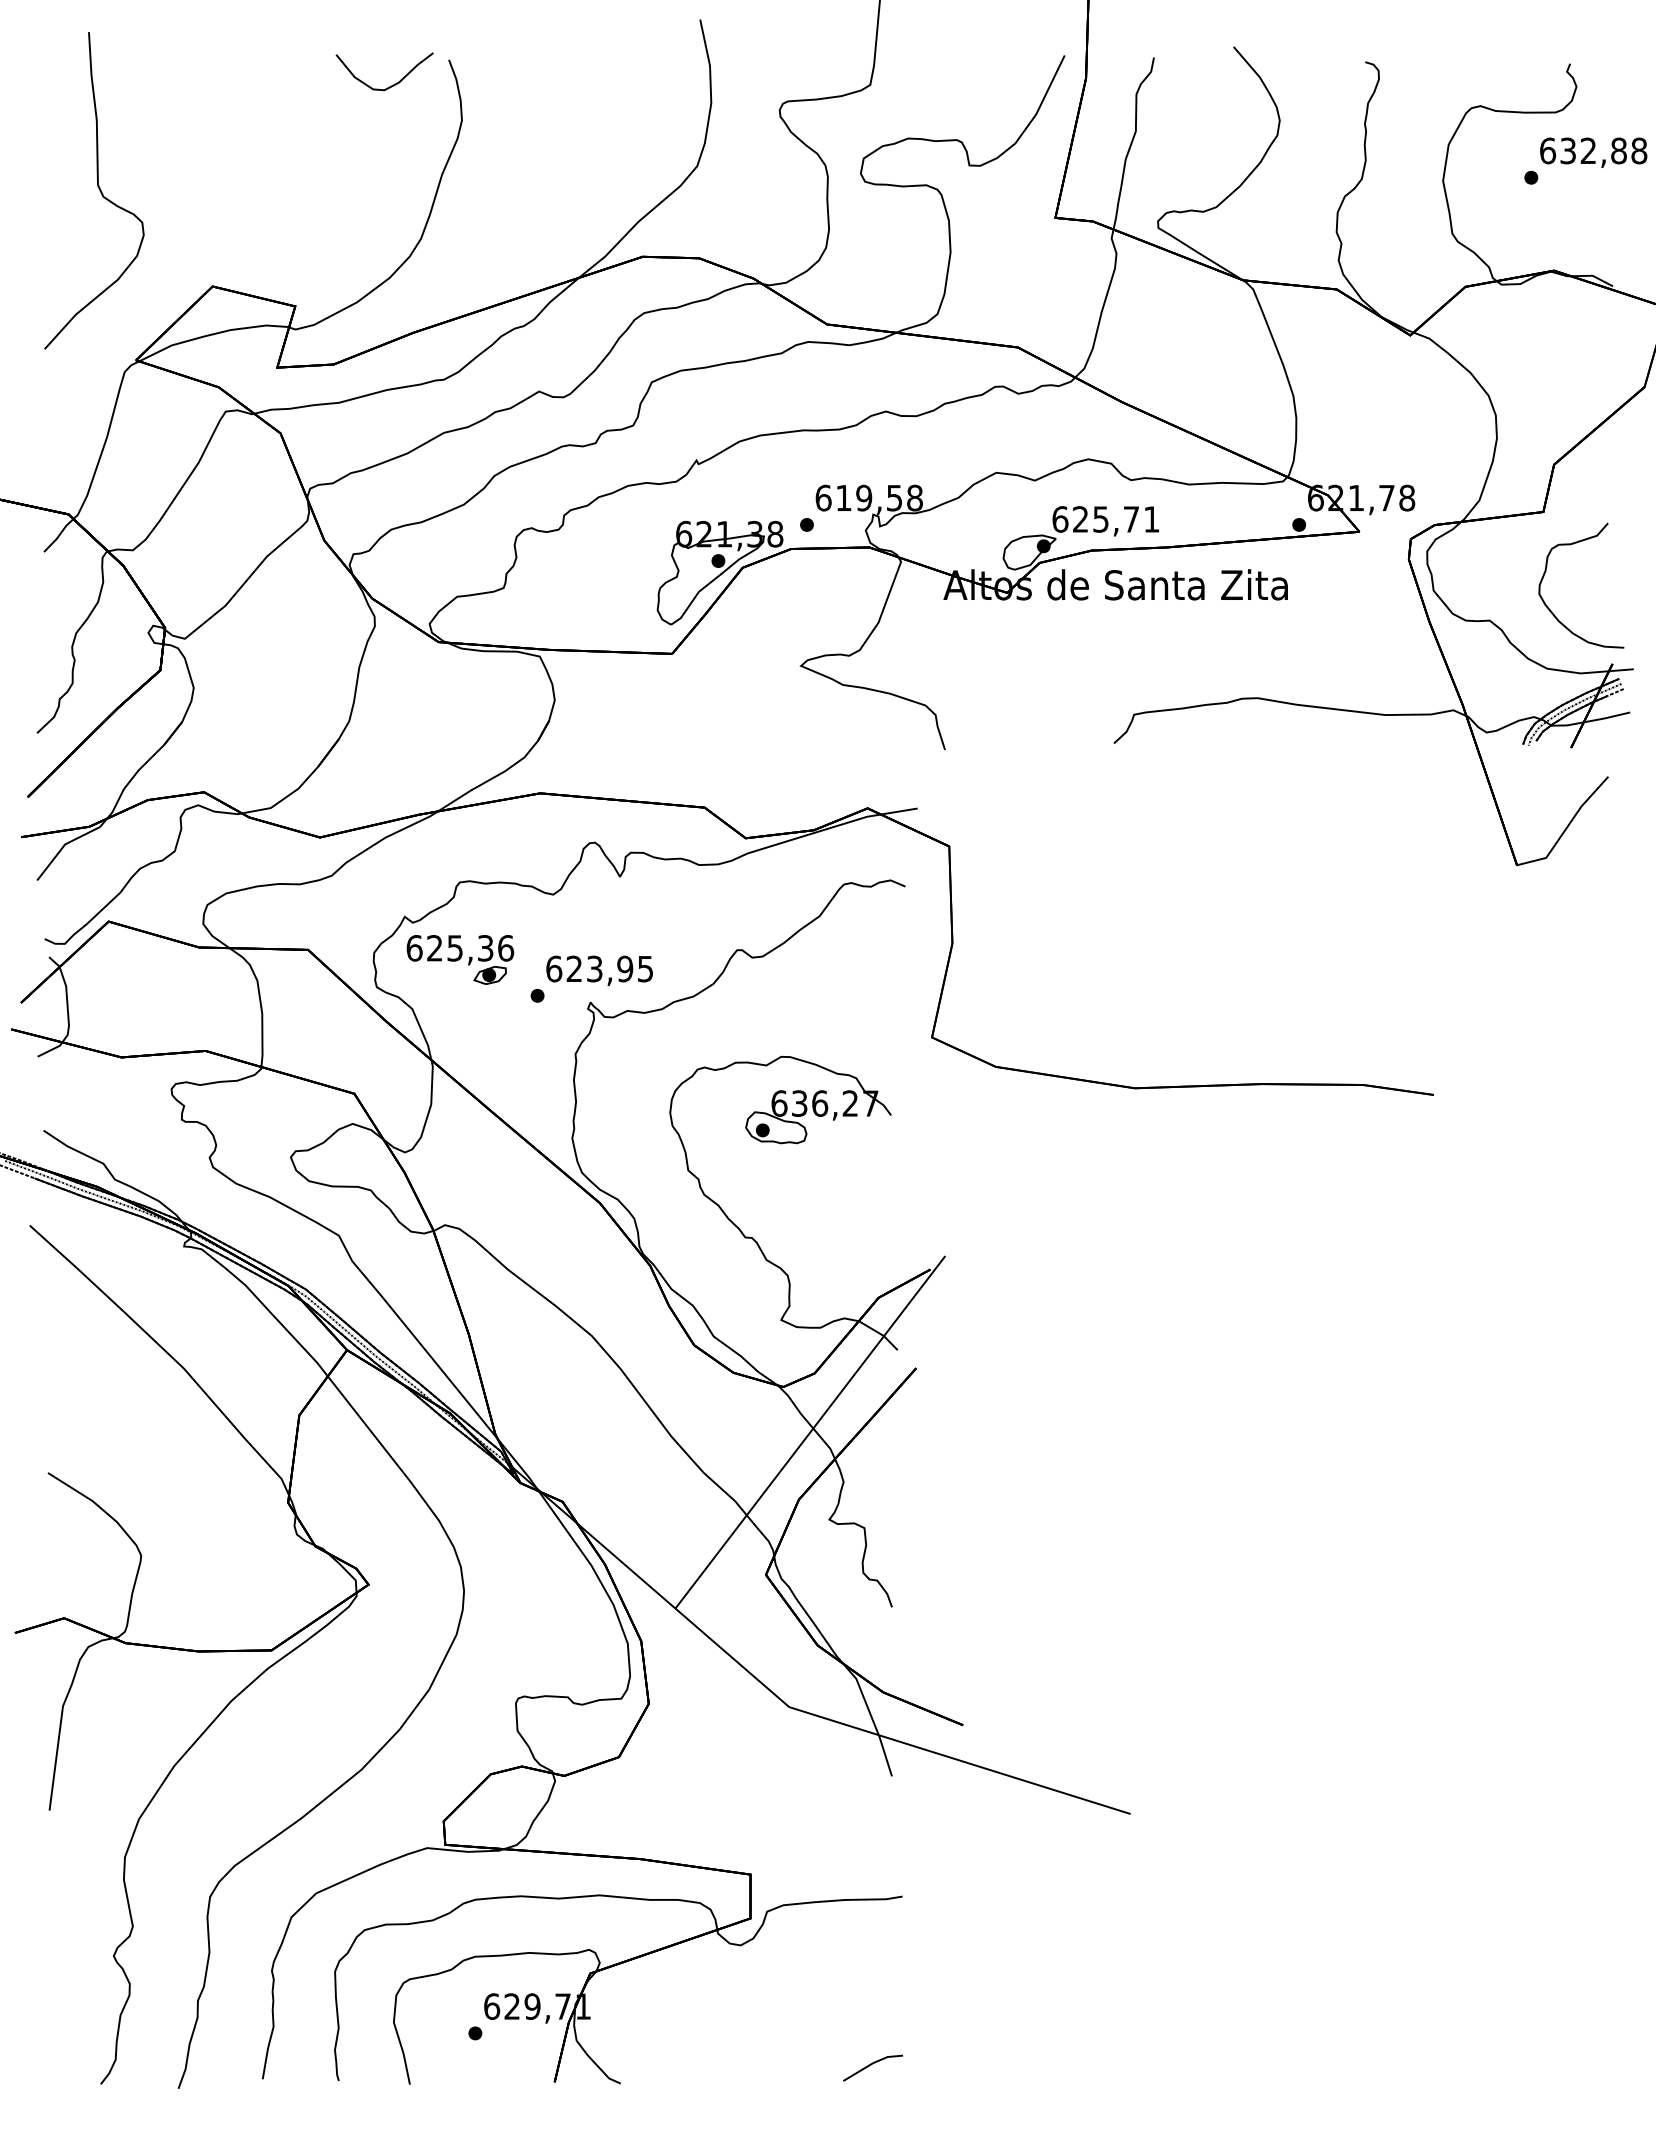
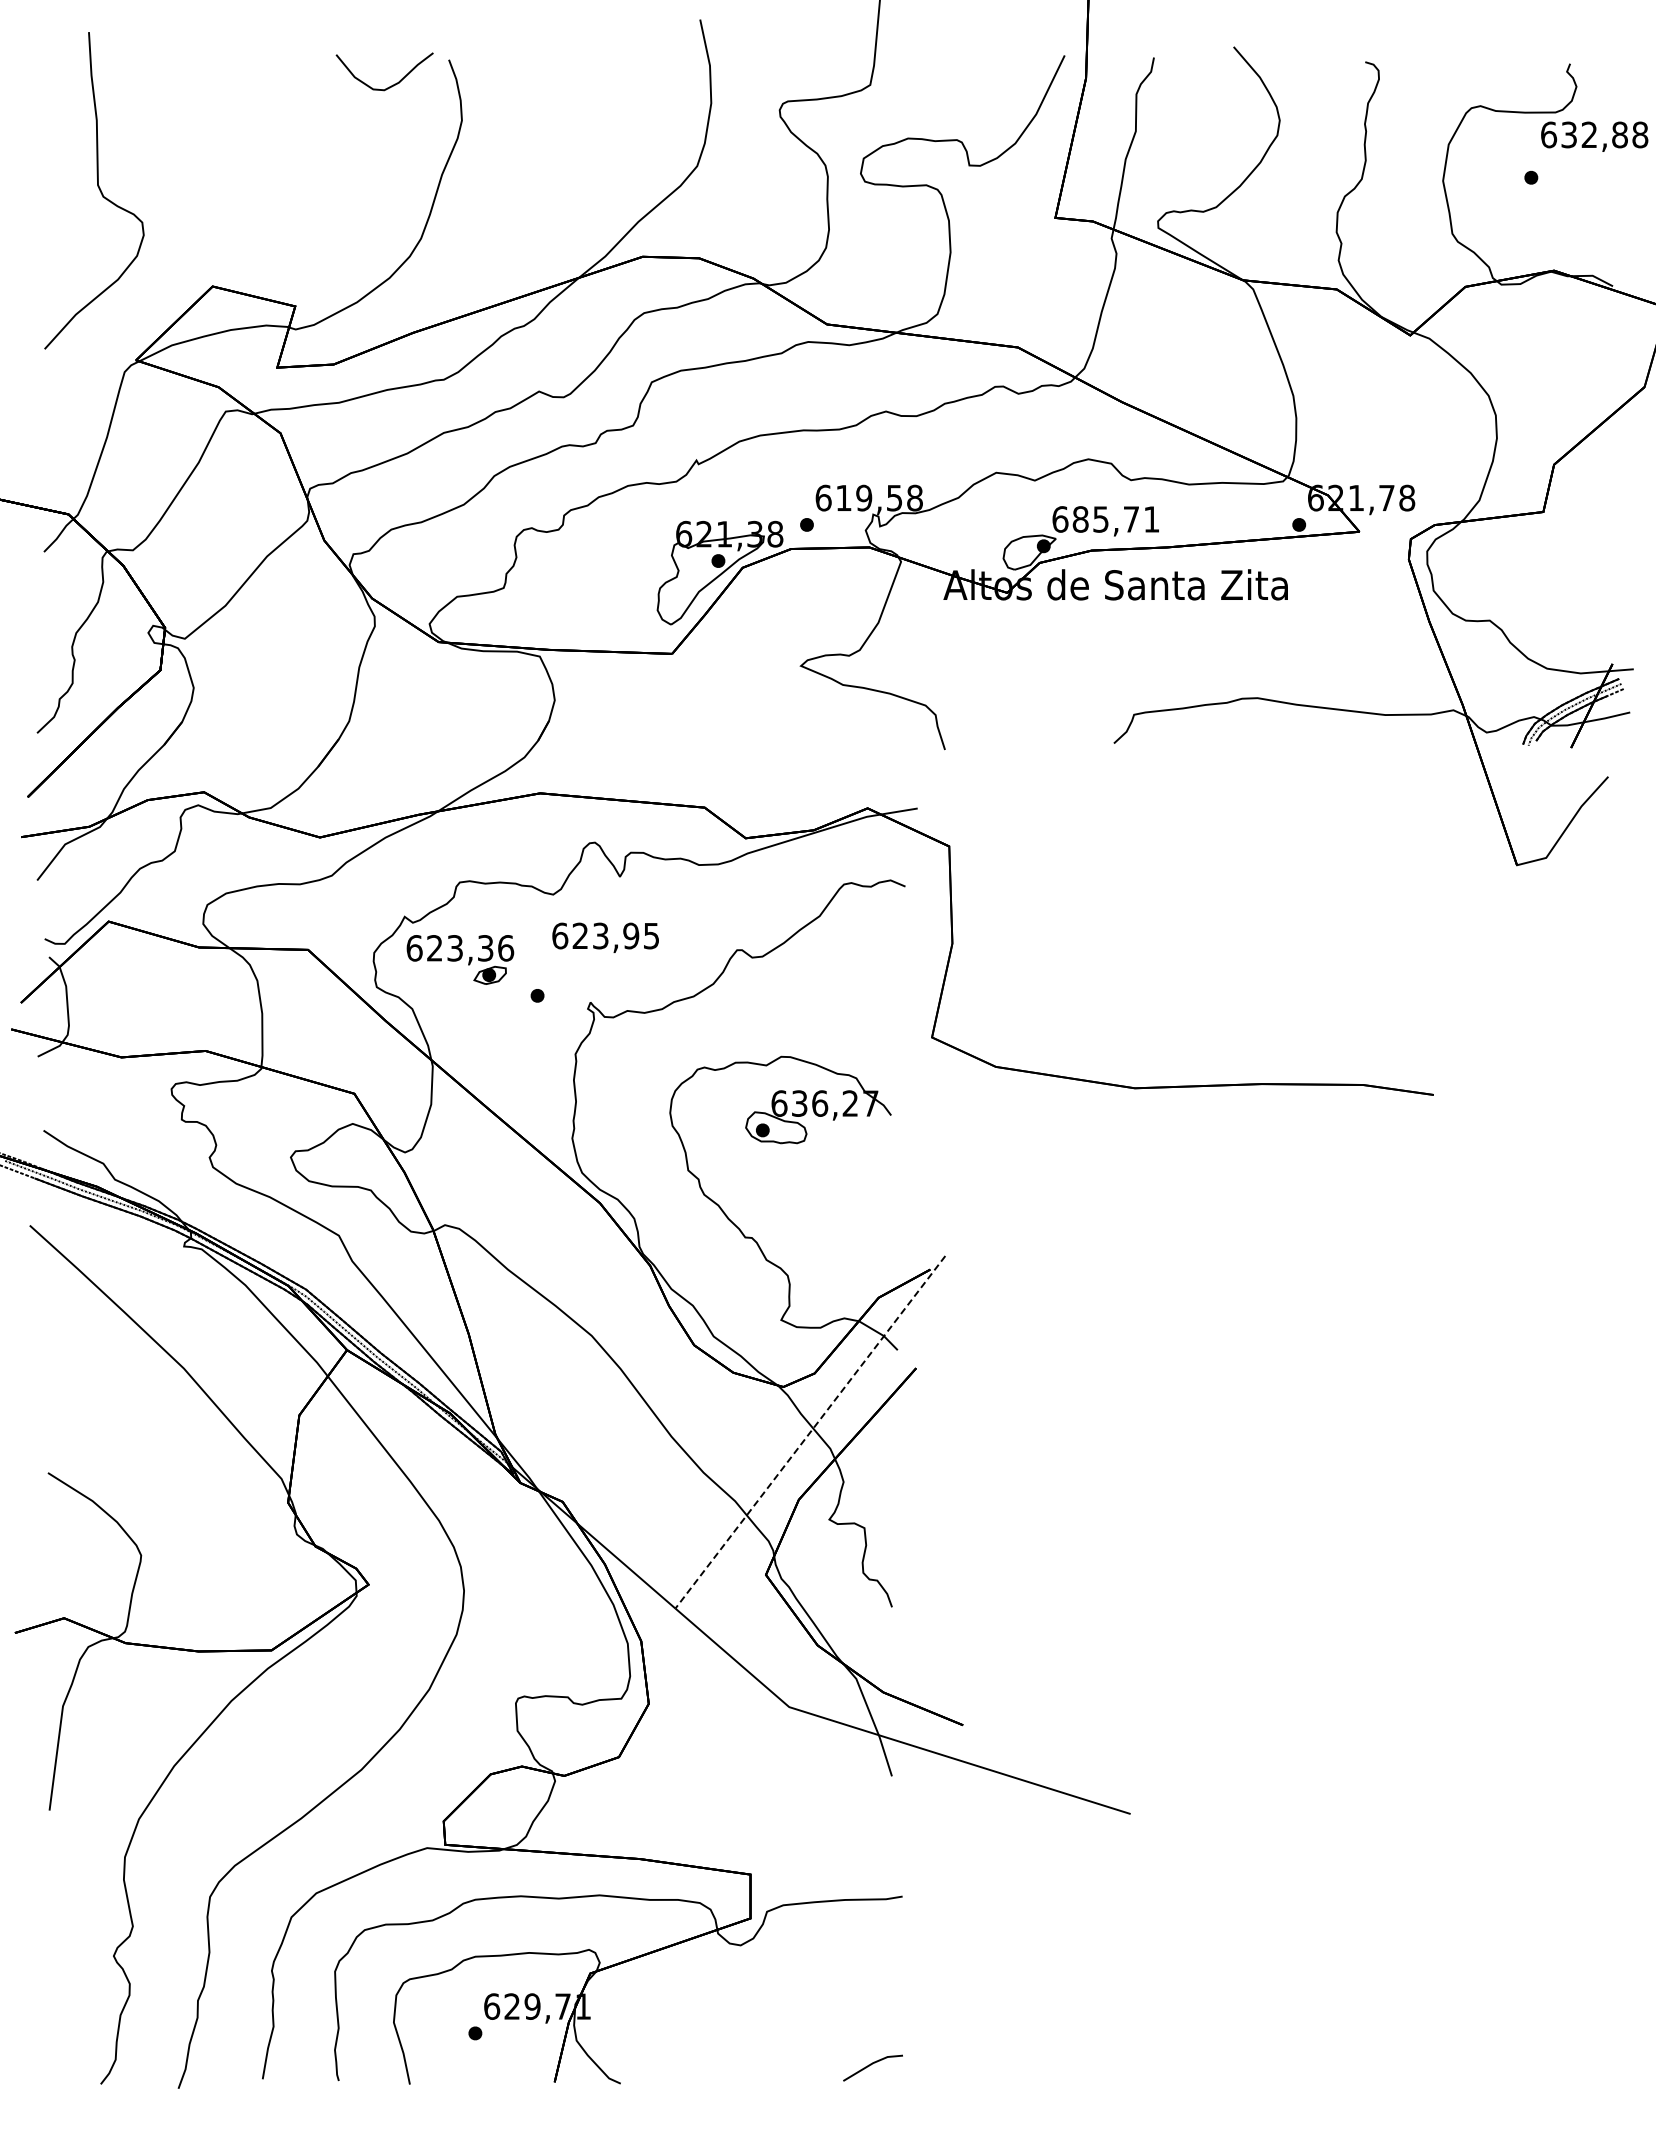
text position: (1593, 152) -> (1594, 136) (1594, 136)
text: 625,71 -> 685,71 (1080, 519)
curve: present -> none (1546, 571)
text: 625,36 -> 623,36 (455, 947)
text position: (599, 970) -> (605, 937) (605, 937)
line: solid -> dashed (810, 1432)
